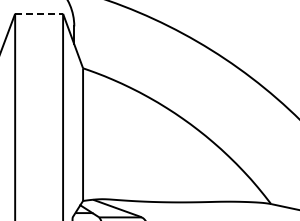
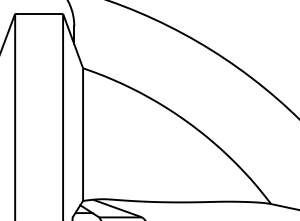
line: dashed -> solid (39, 13)
